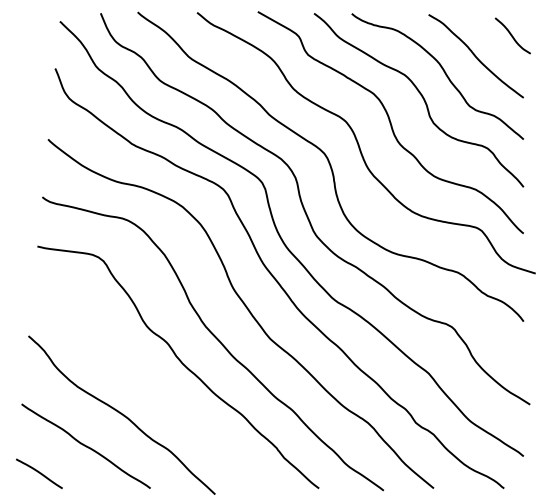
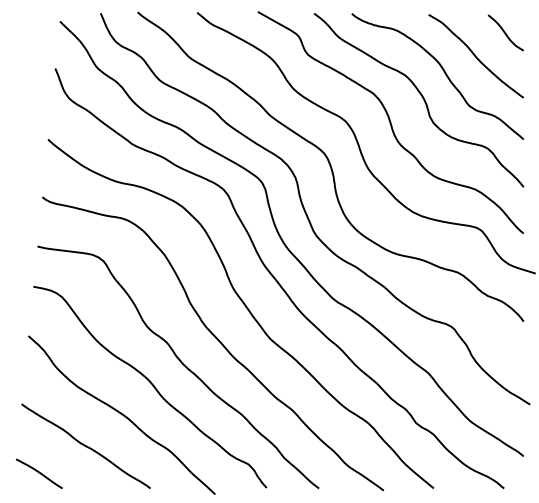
curve position: (512, 35) -> (505, 32) (505, 32)
curve: none -> present (152, 386)
